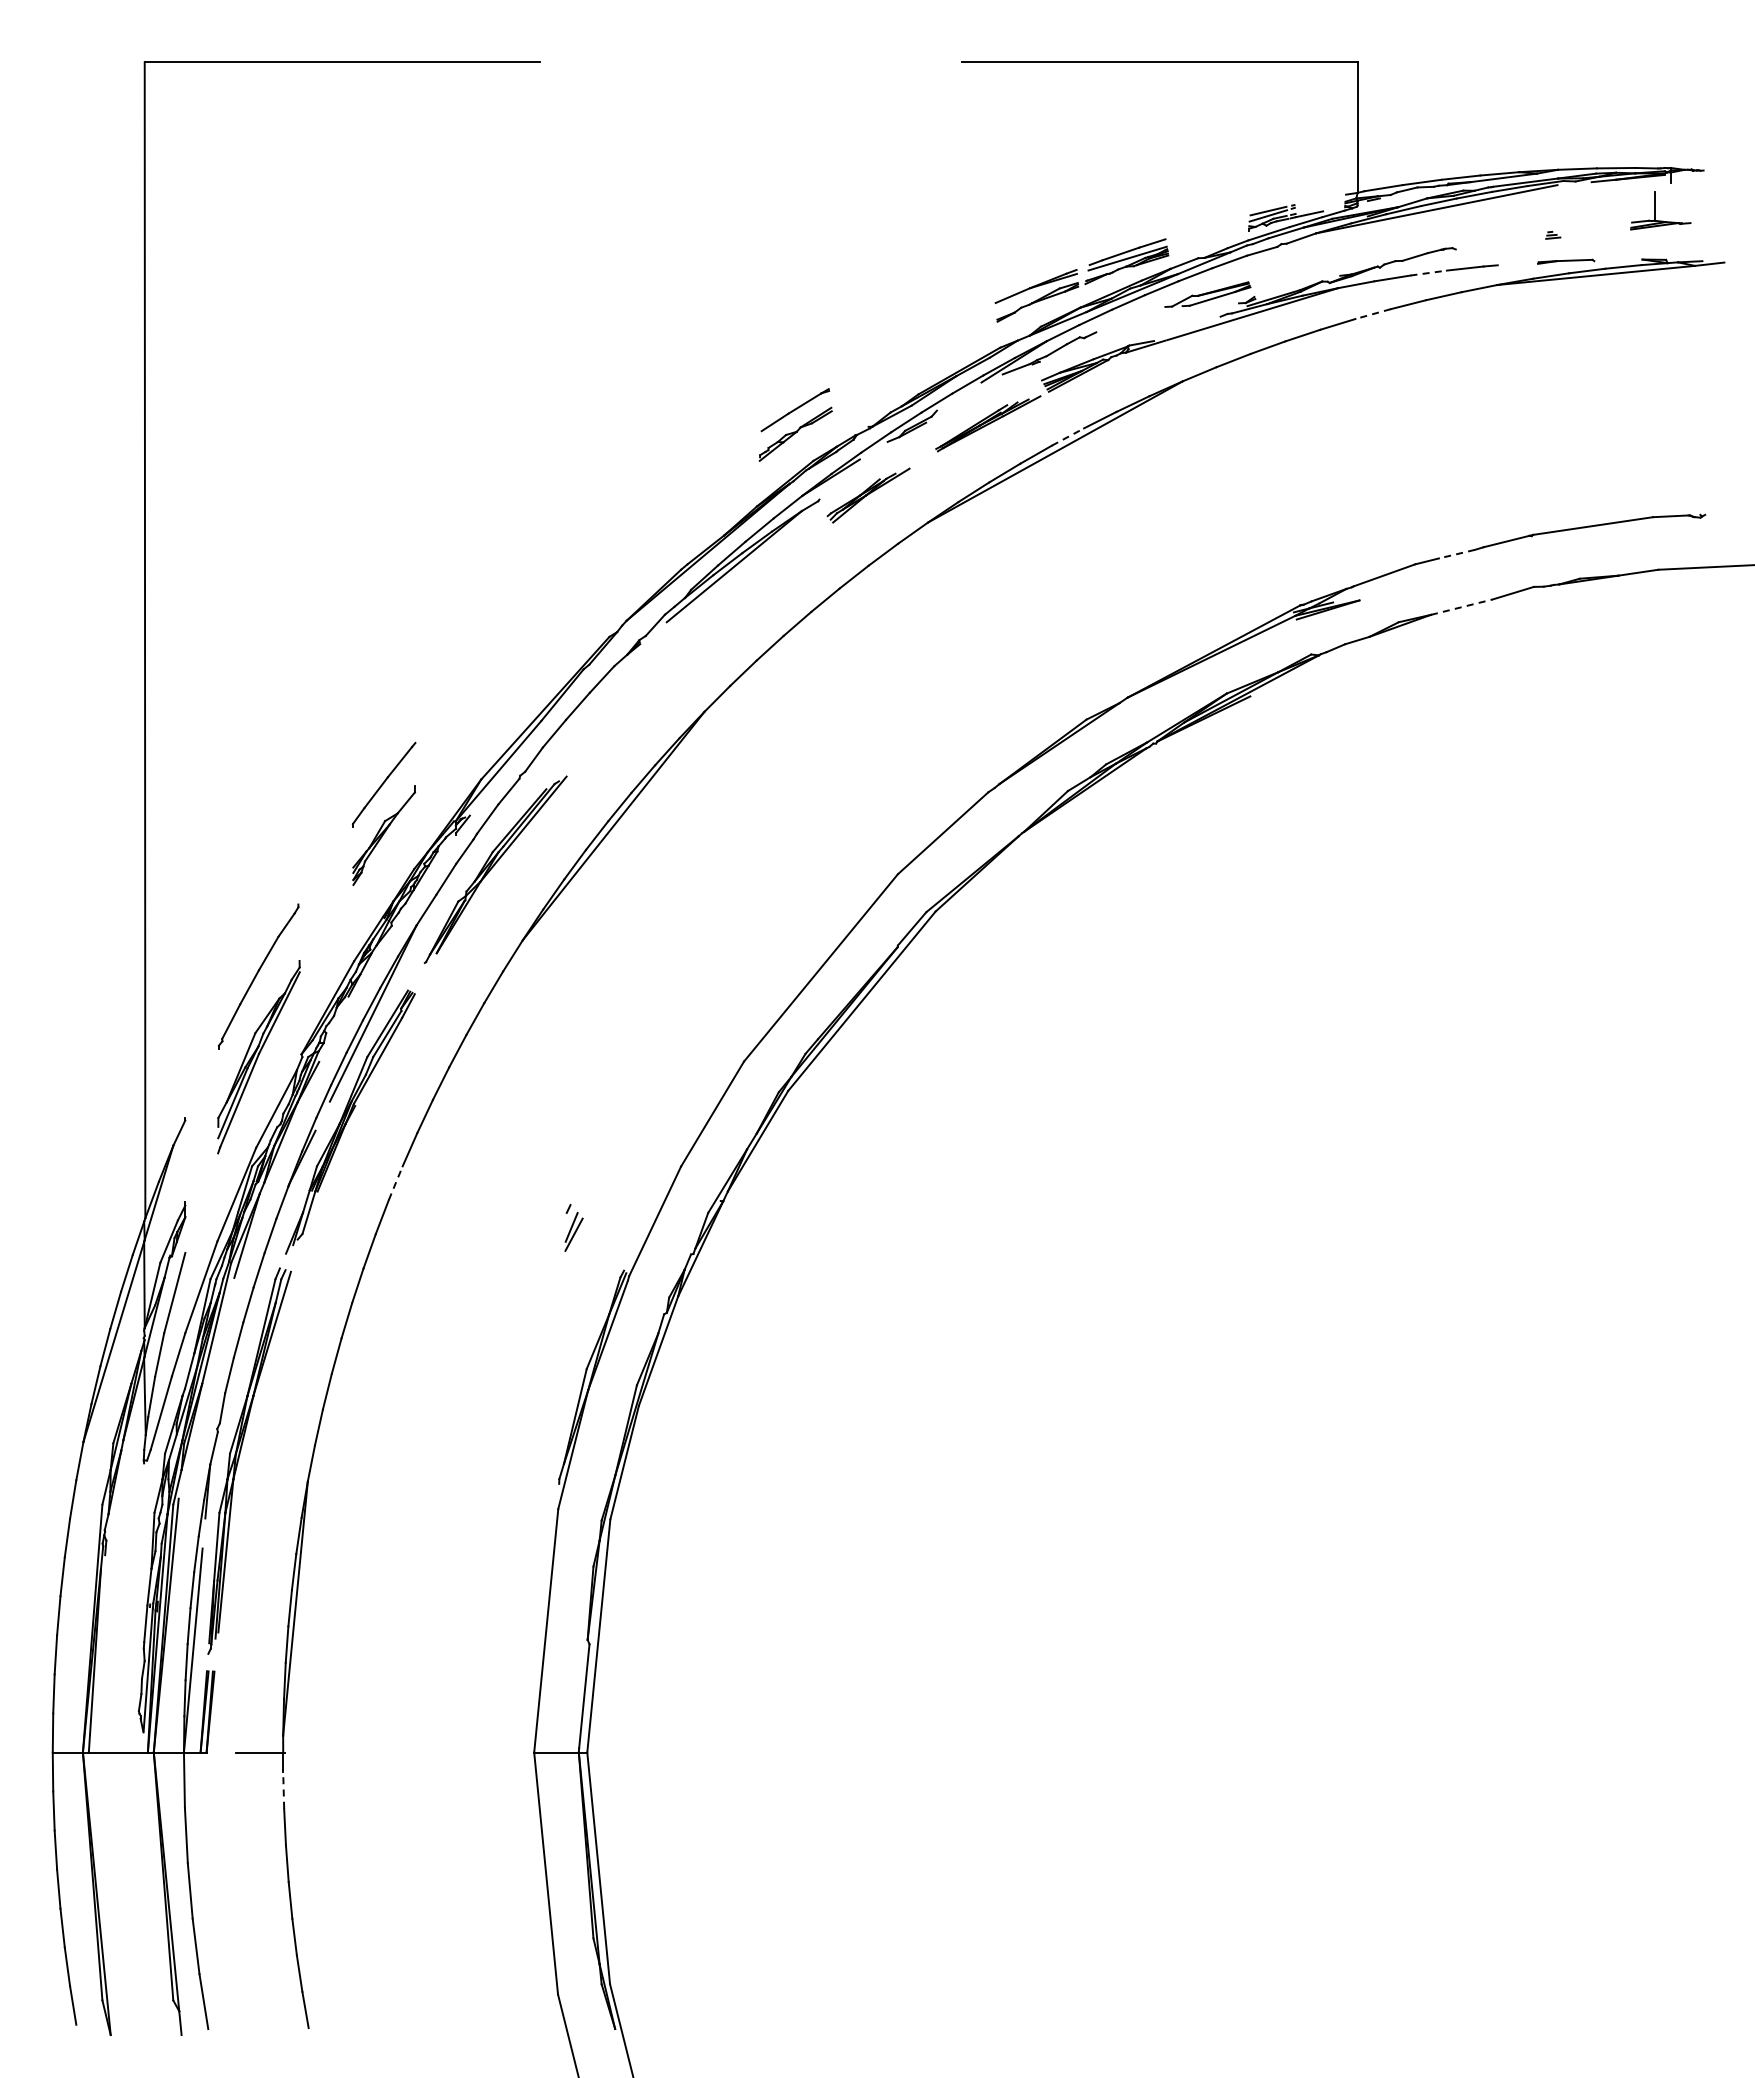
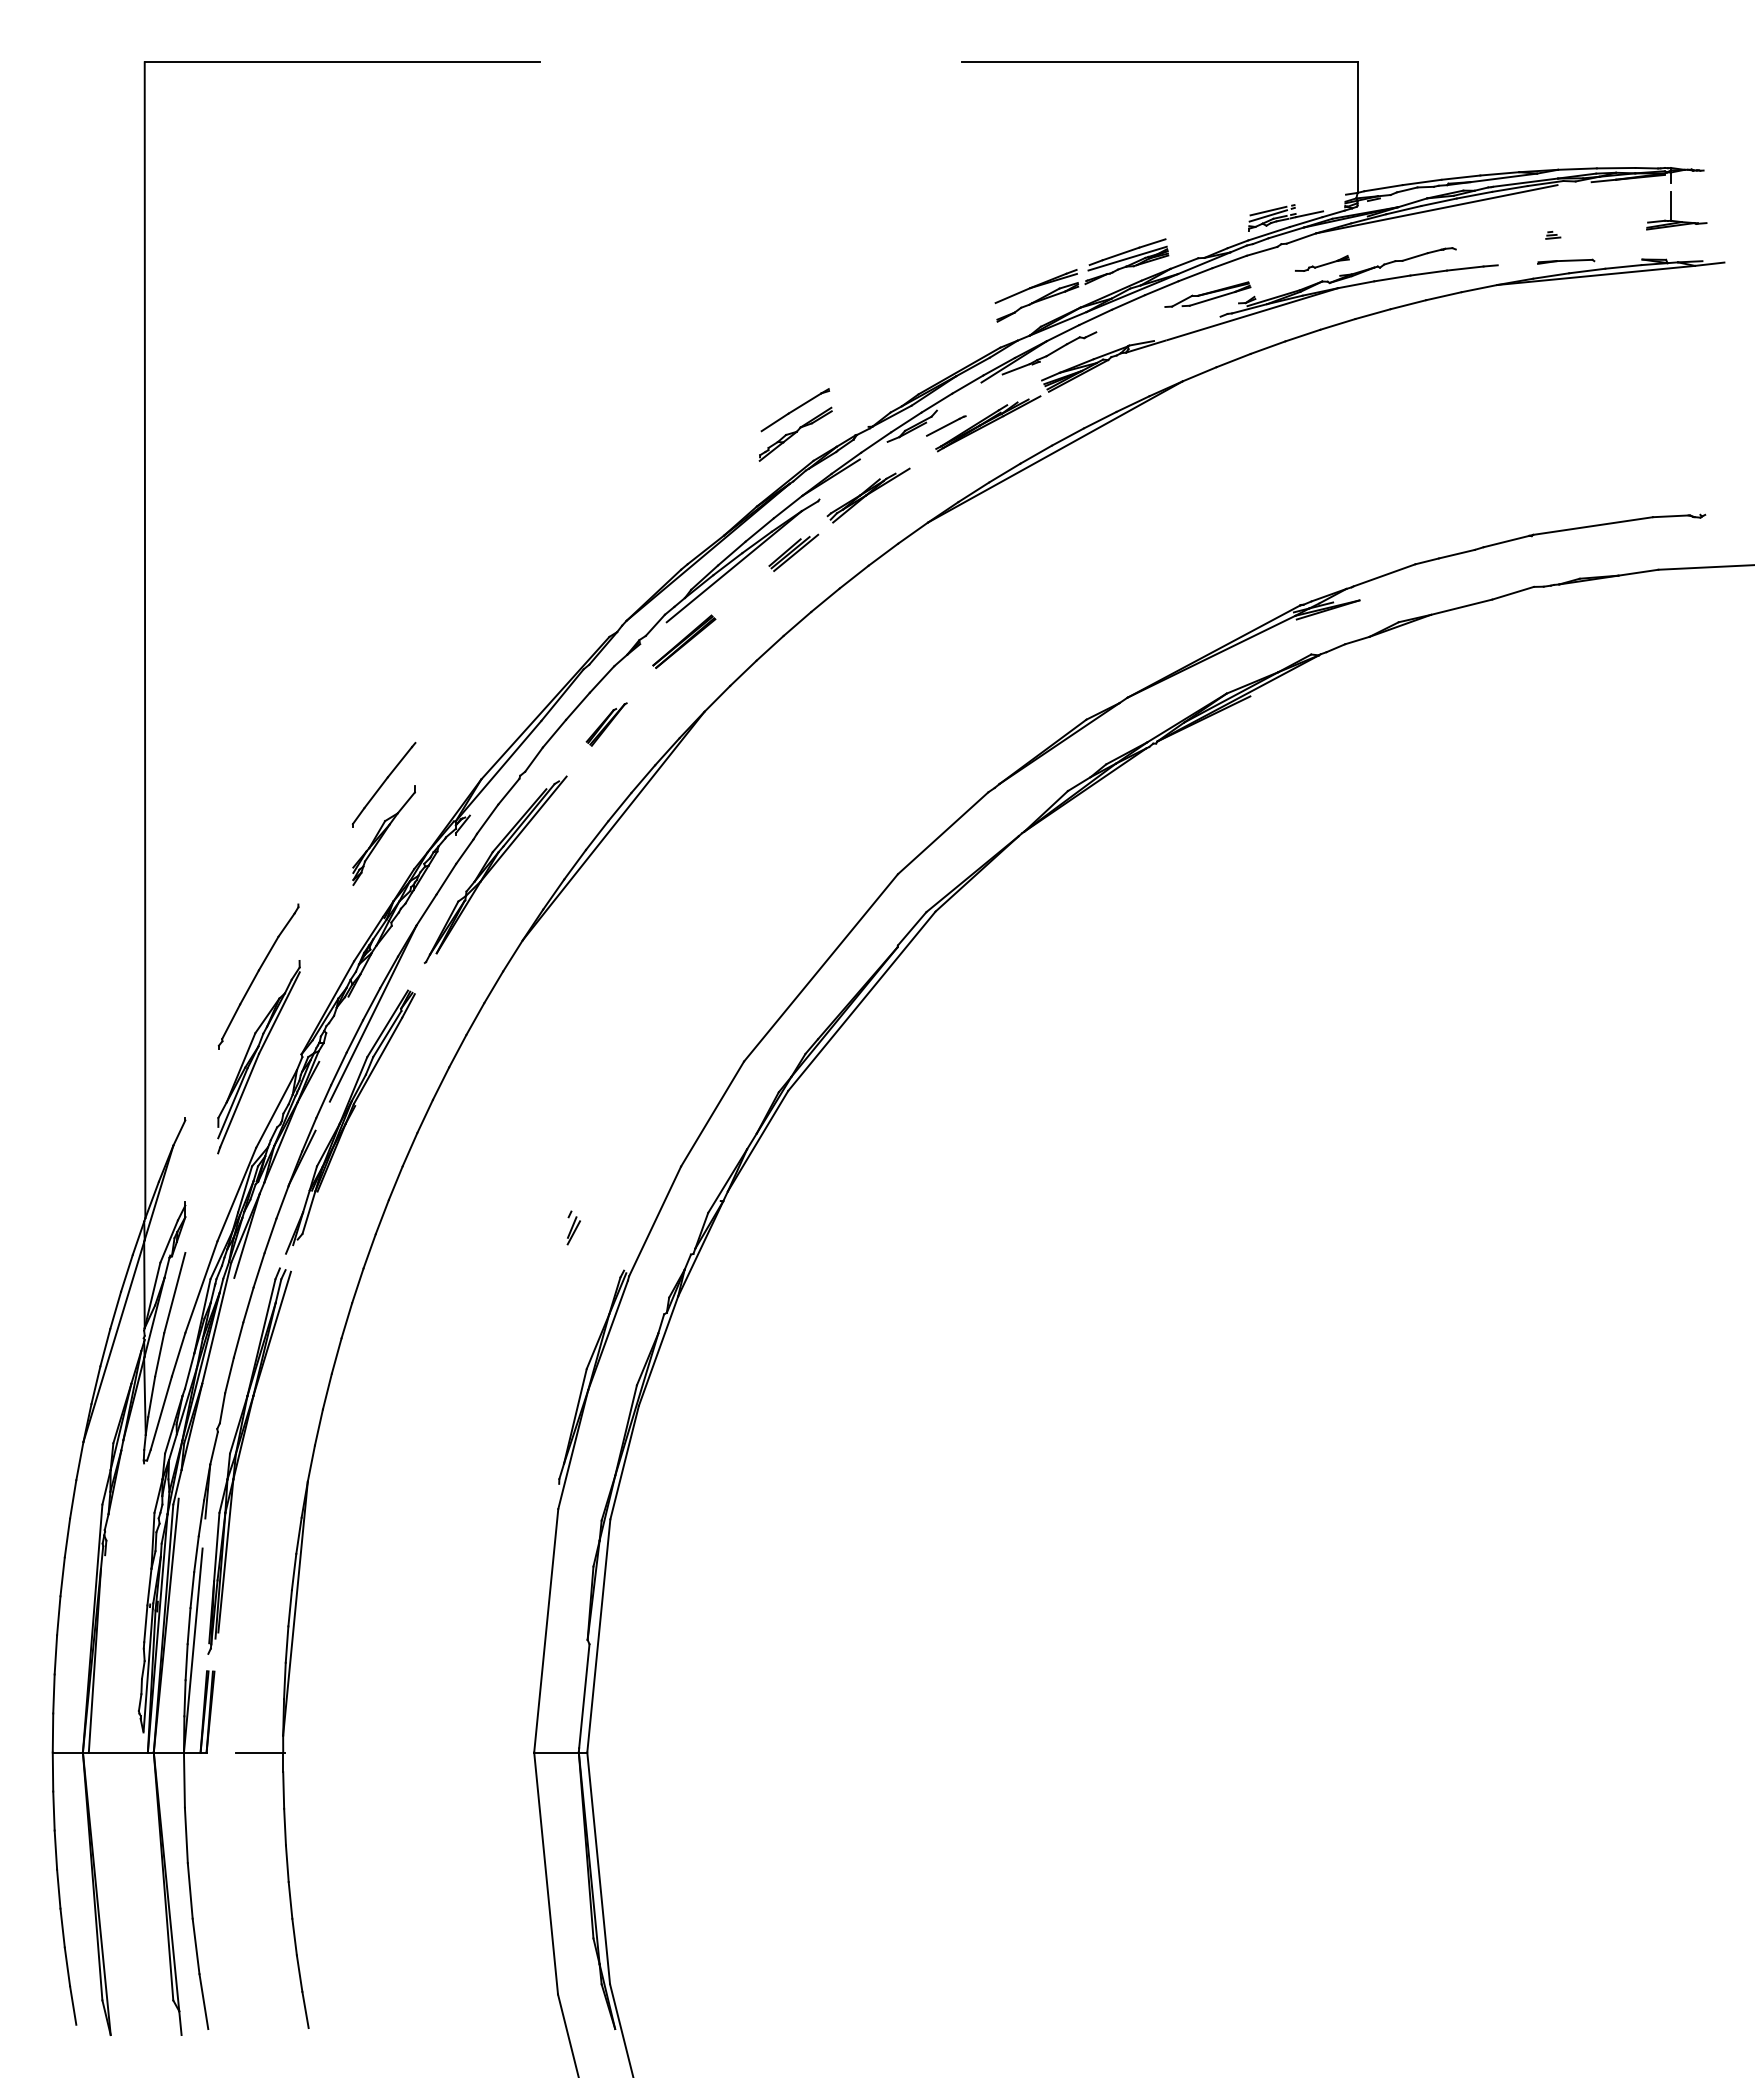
part position: (1660, 210) -> (1676, 210) (1676, 210)
part: none -> present (1322, 263)
line: dashed -> solid (1429, 273)
line: dashed -> solid (1372, 314)
line: none -> present (946, 425)
line: dashed -> solid (1068, 436)
part: none -> present (793, 552)
line: dashed -> solid (1456, 554)
line: dashed -> solid (1461, 607)
part: none -> present (684, 641)
part: none -> present (606, 724)
line: dashed -> solid (395, 1182)
part size: 20x48 px -> 15x36 px (573, 1227)
line: dashed -> solid (283, 1789)
